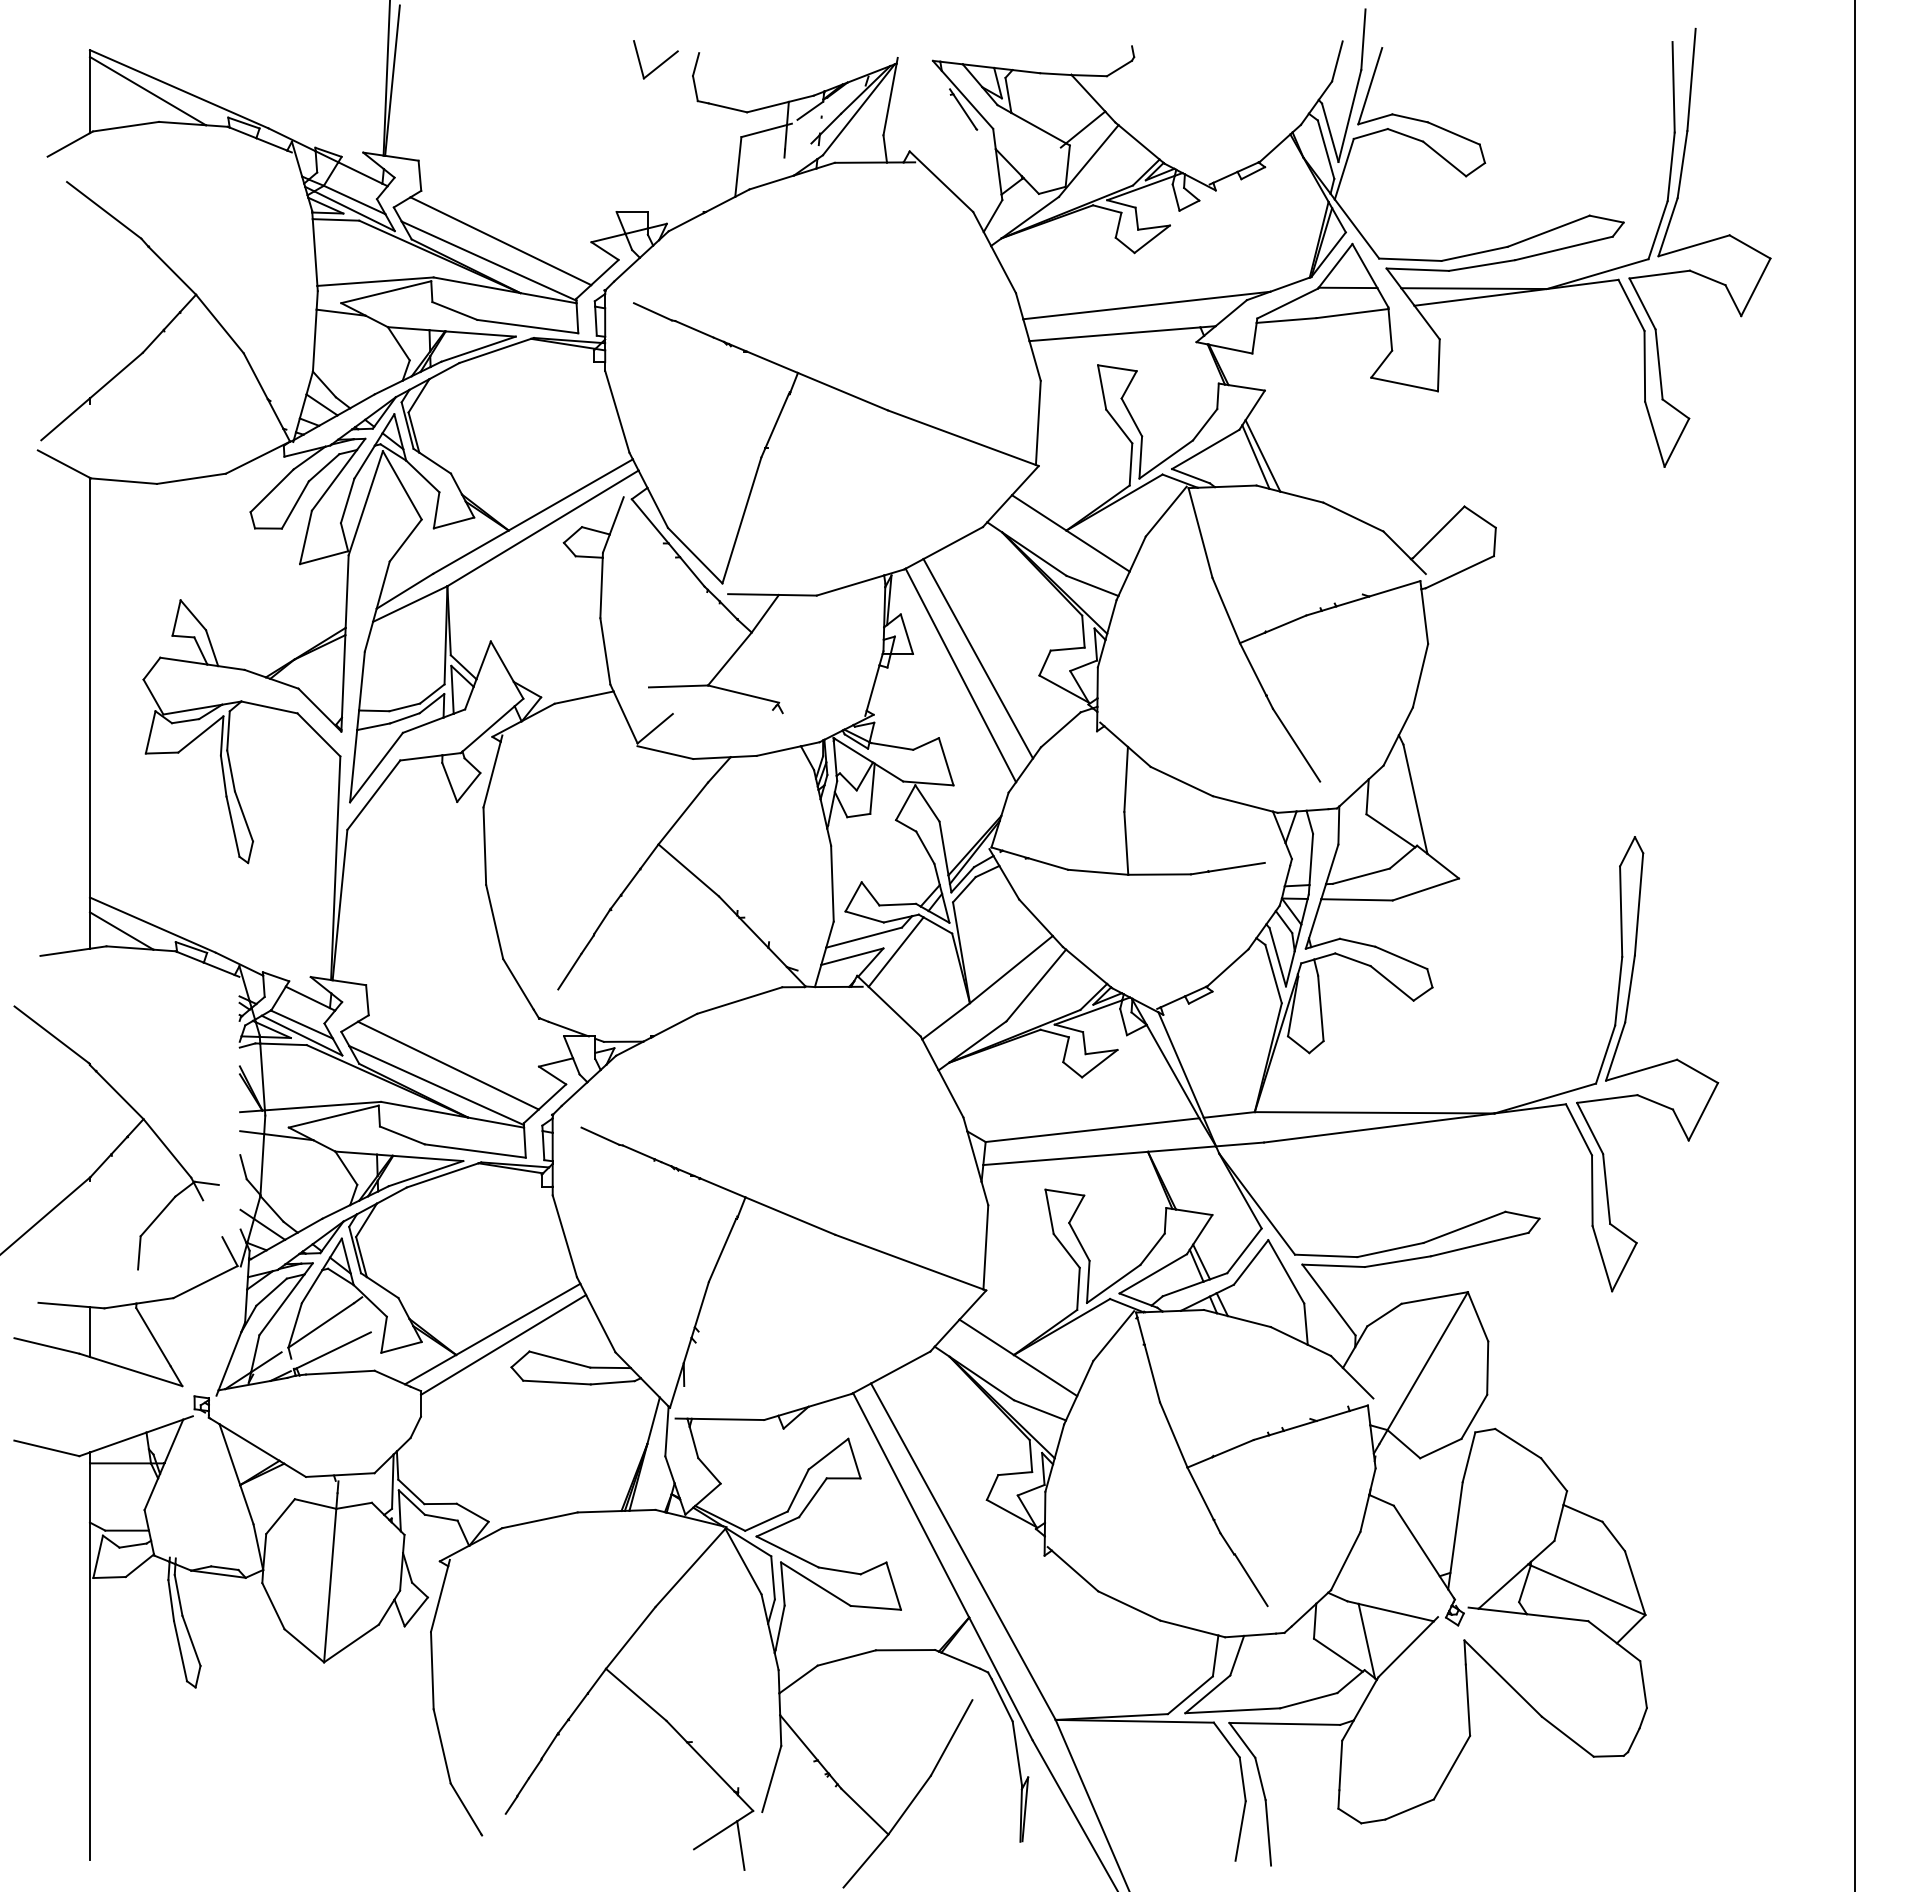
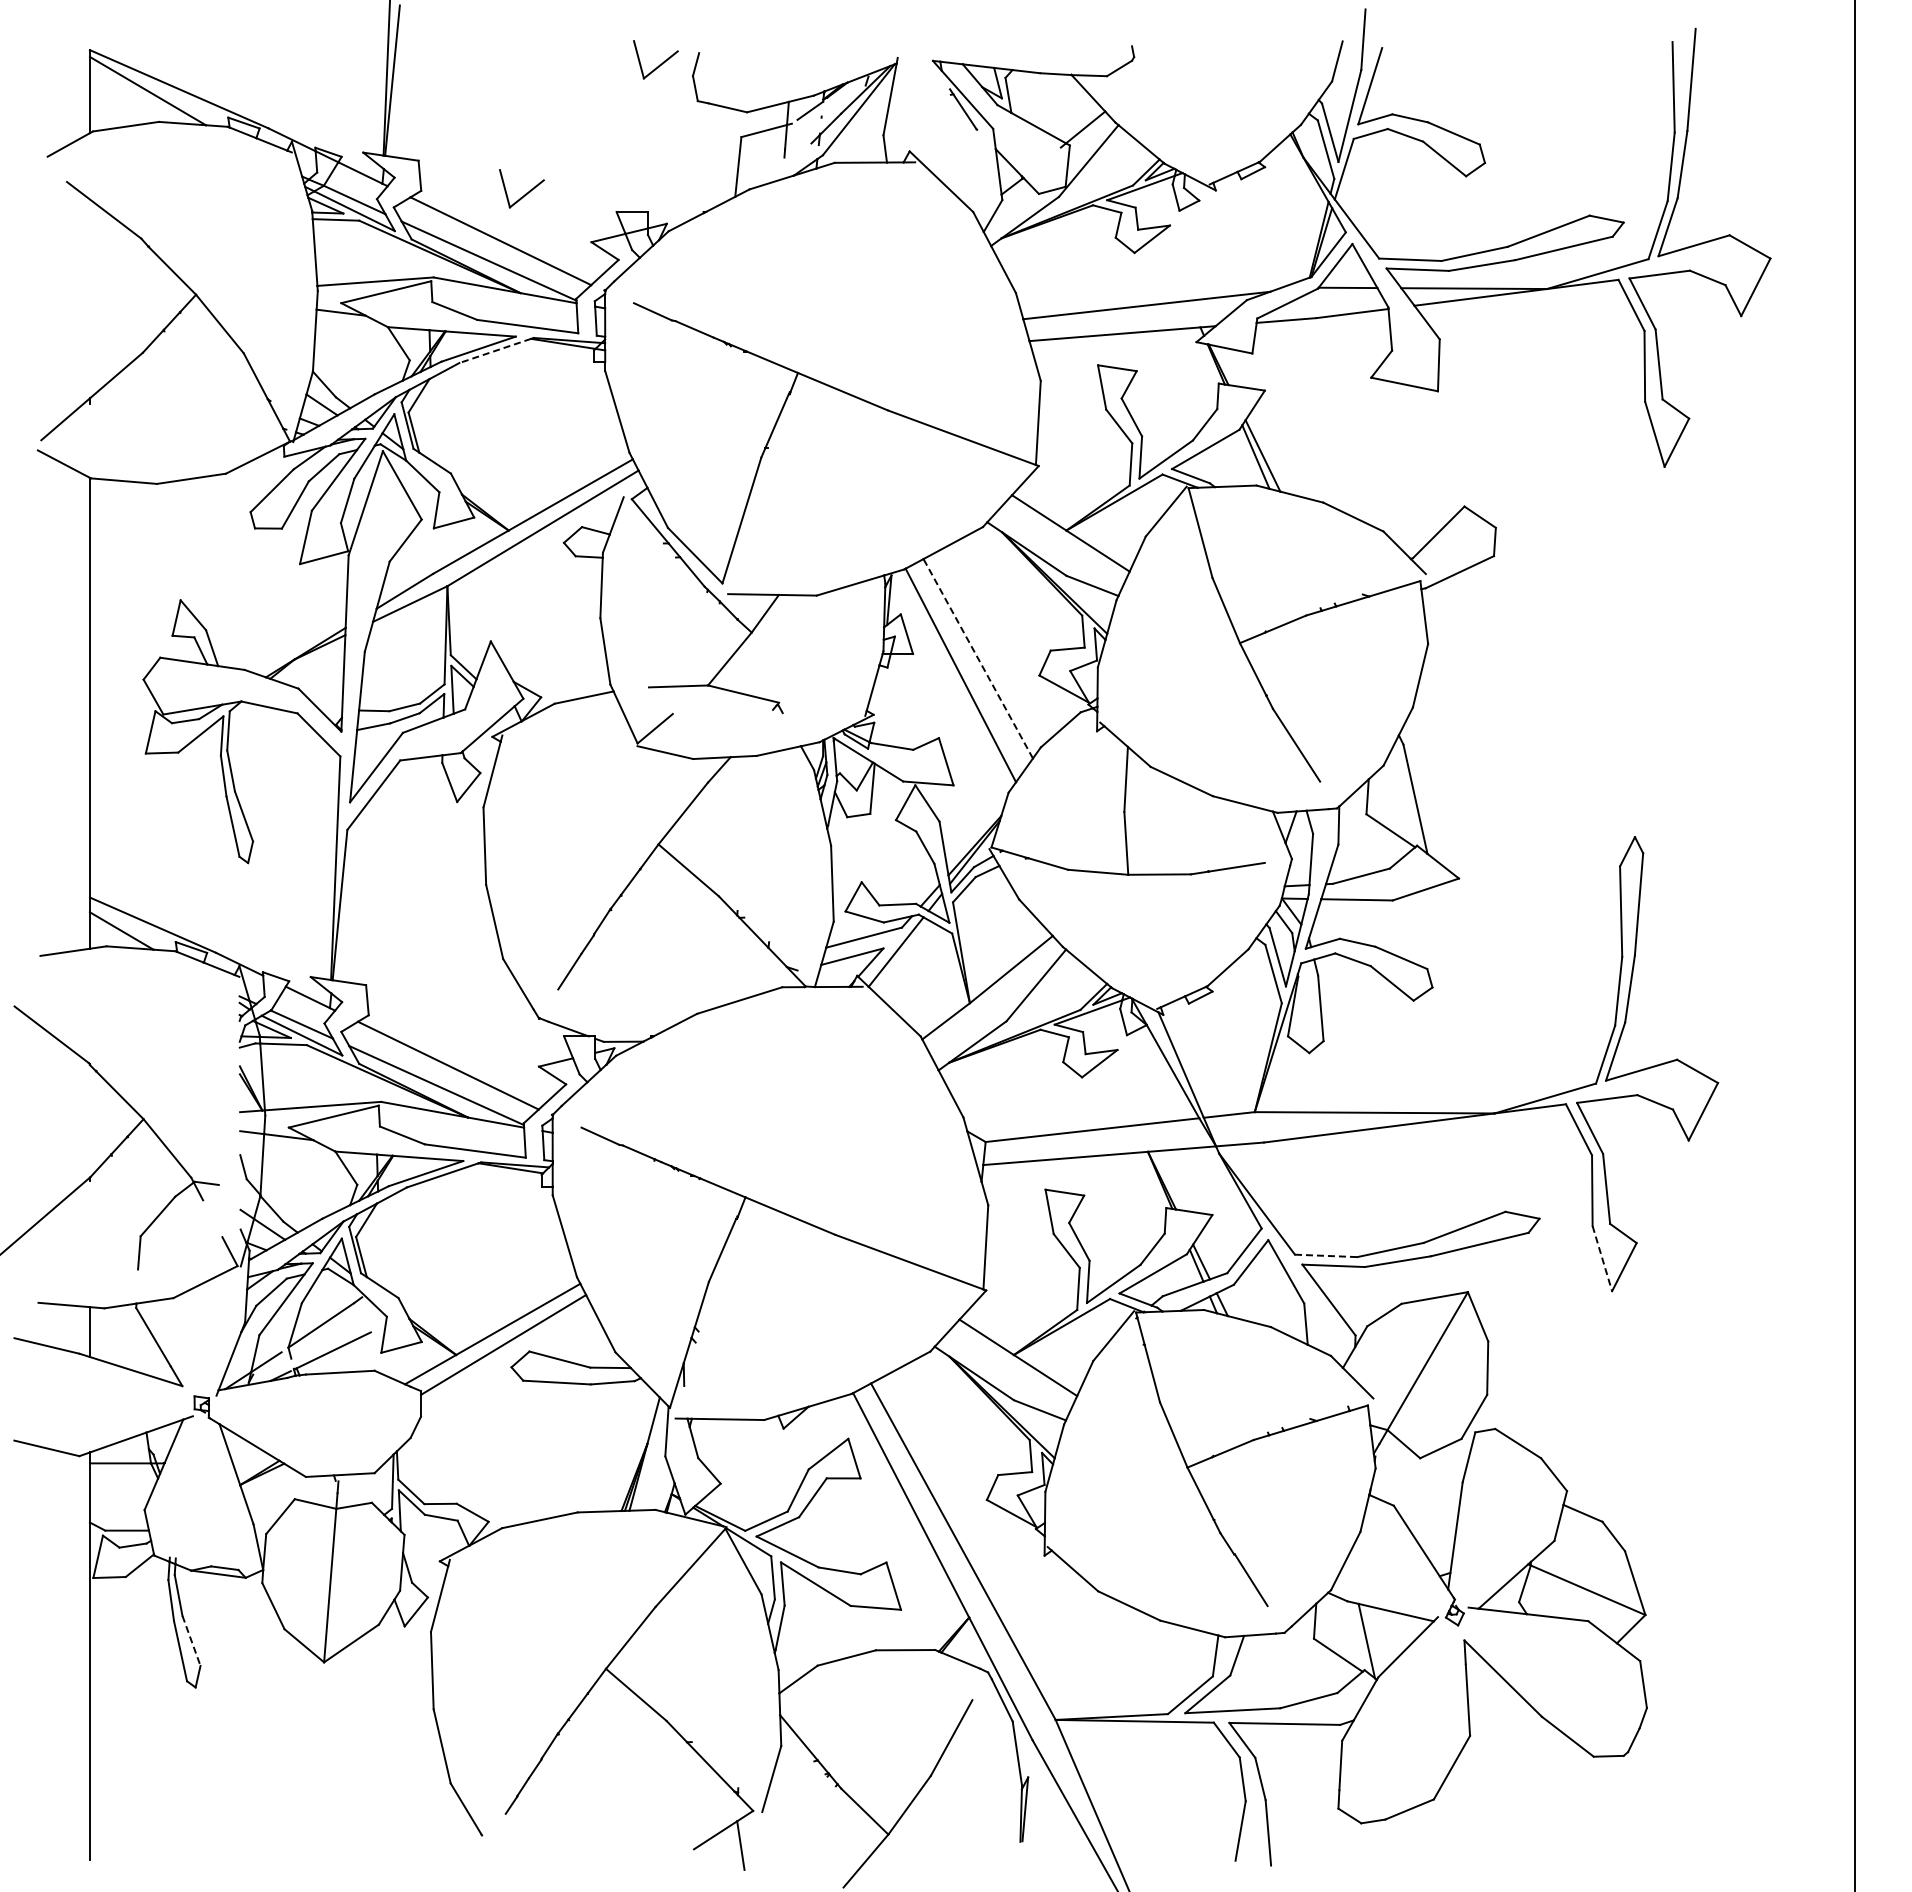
part: none -> present (525, 193)
line: solid -> dashed (495, 350)
line: solid -> dashed (978, 658)
line: solid -> dashed (1326, 1255)
line: solid -> dashed (1602, 1259)
line: solid -> dashed (191, 1640)
